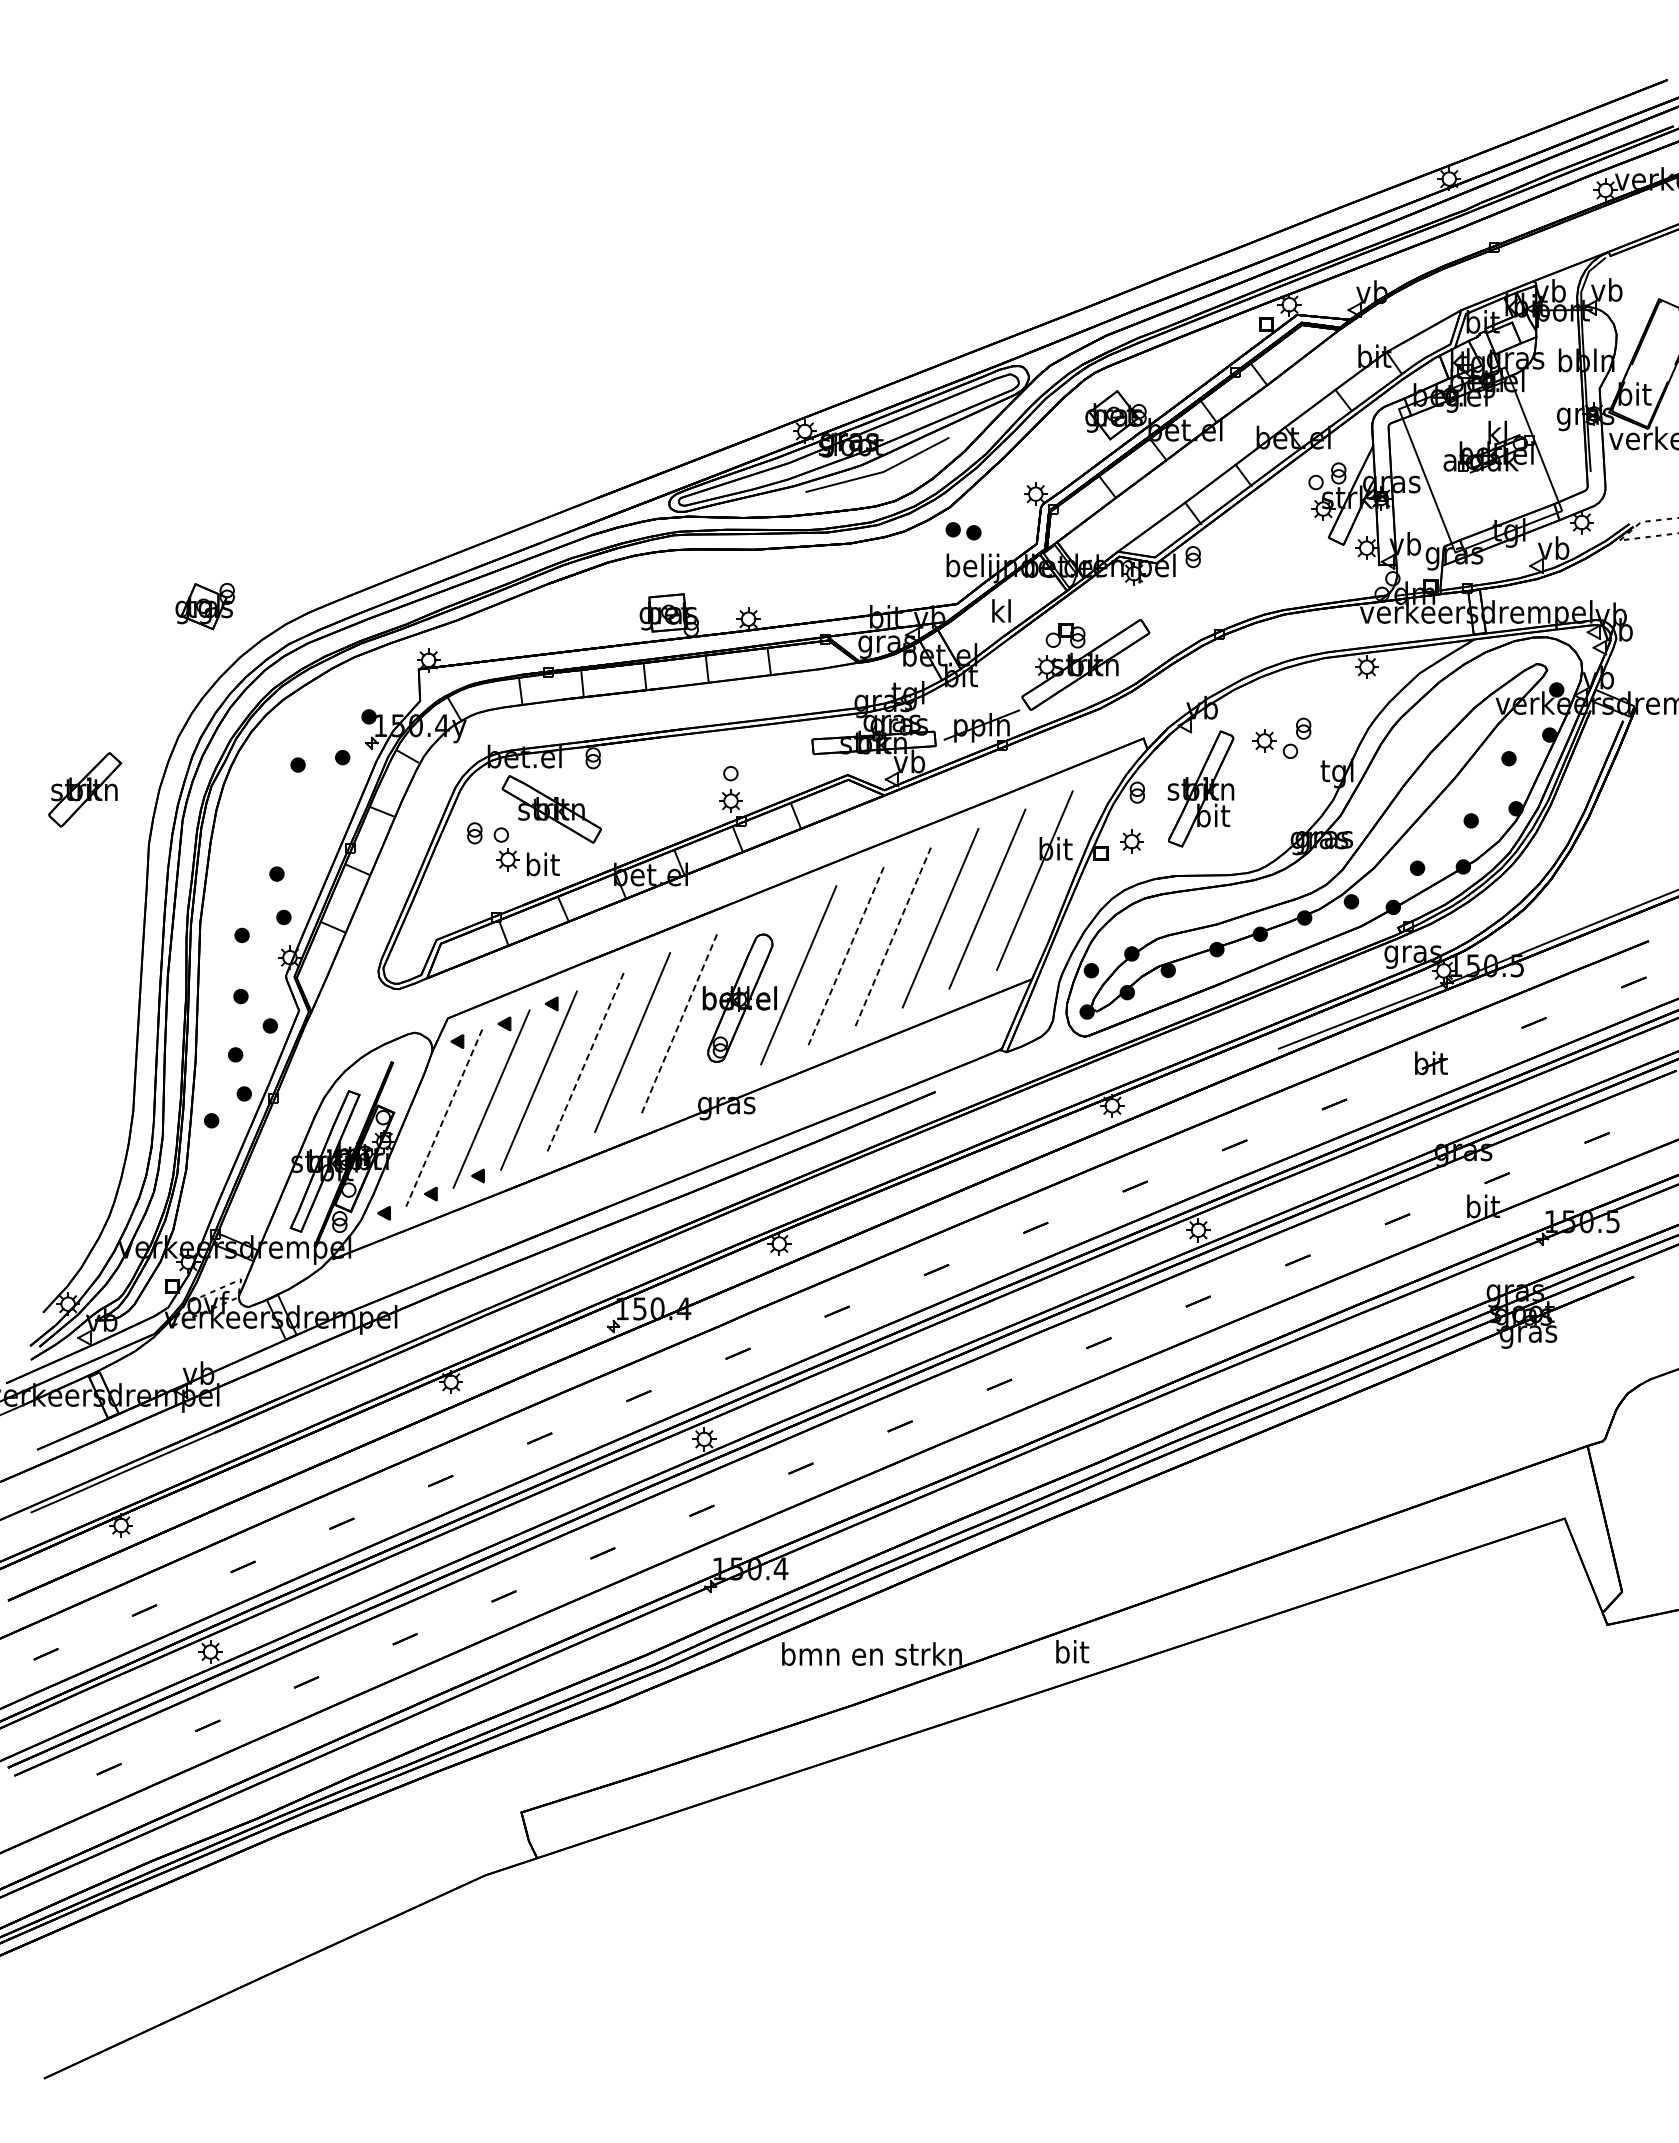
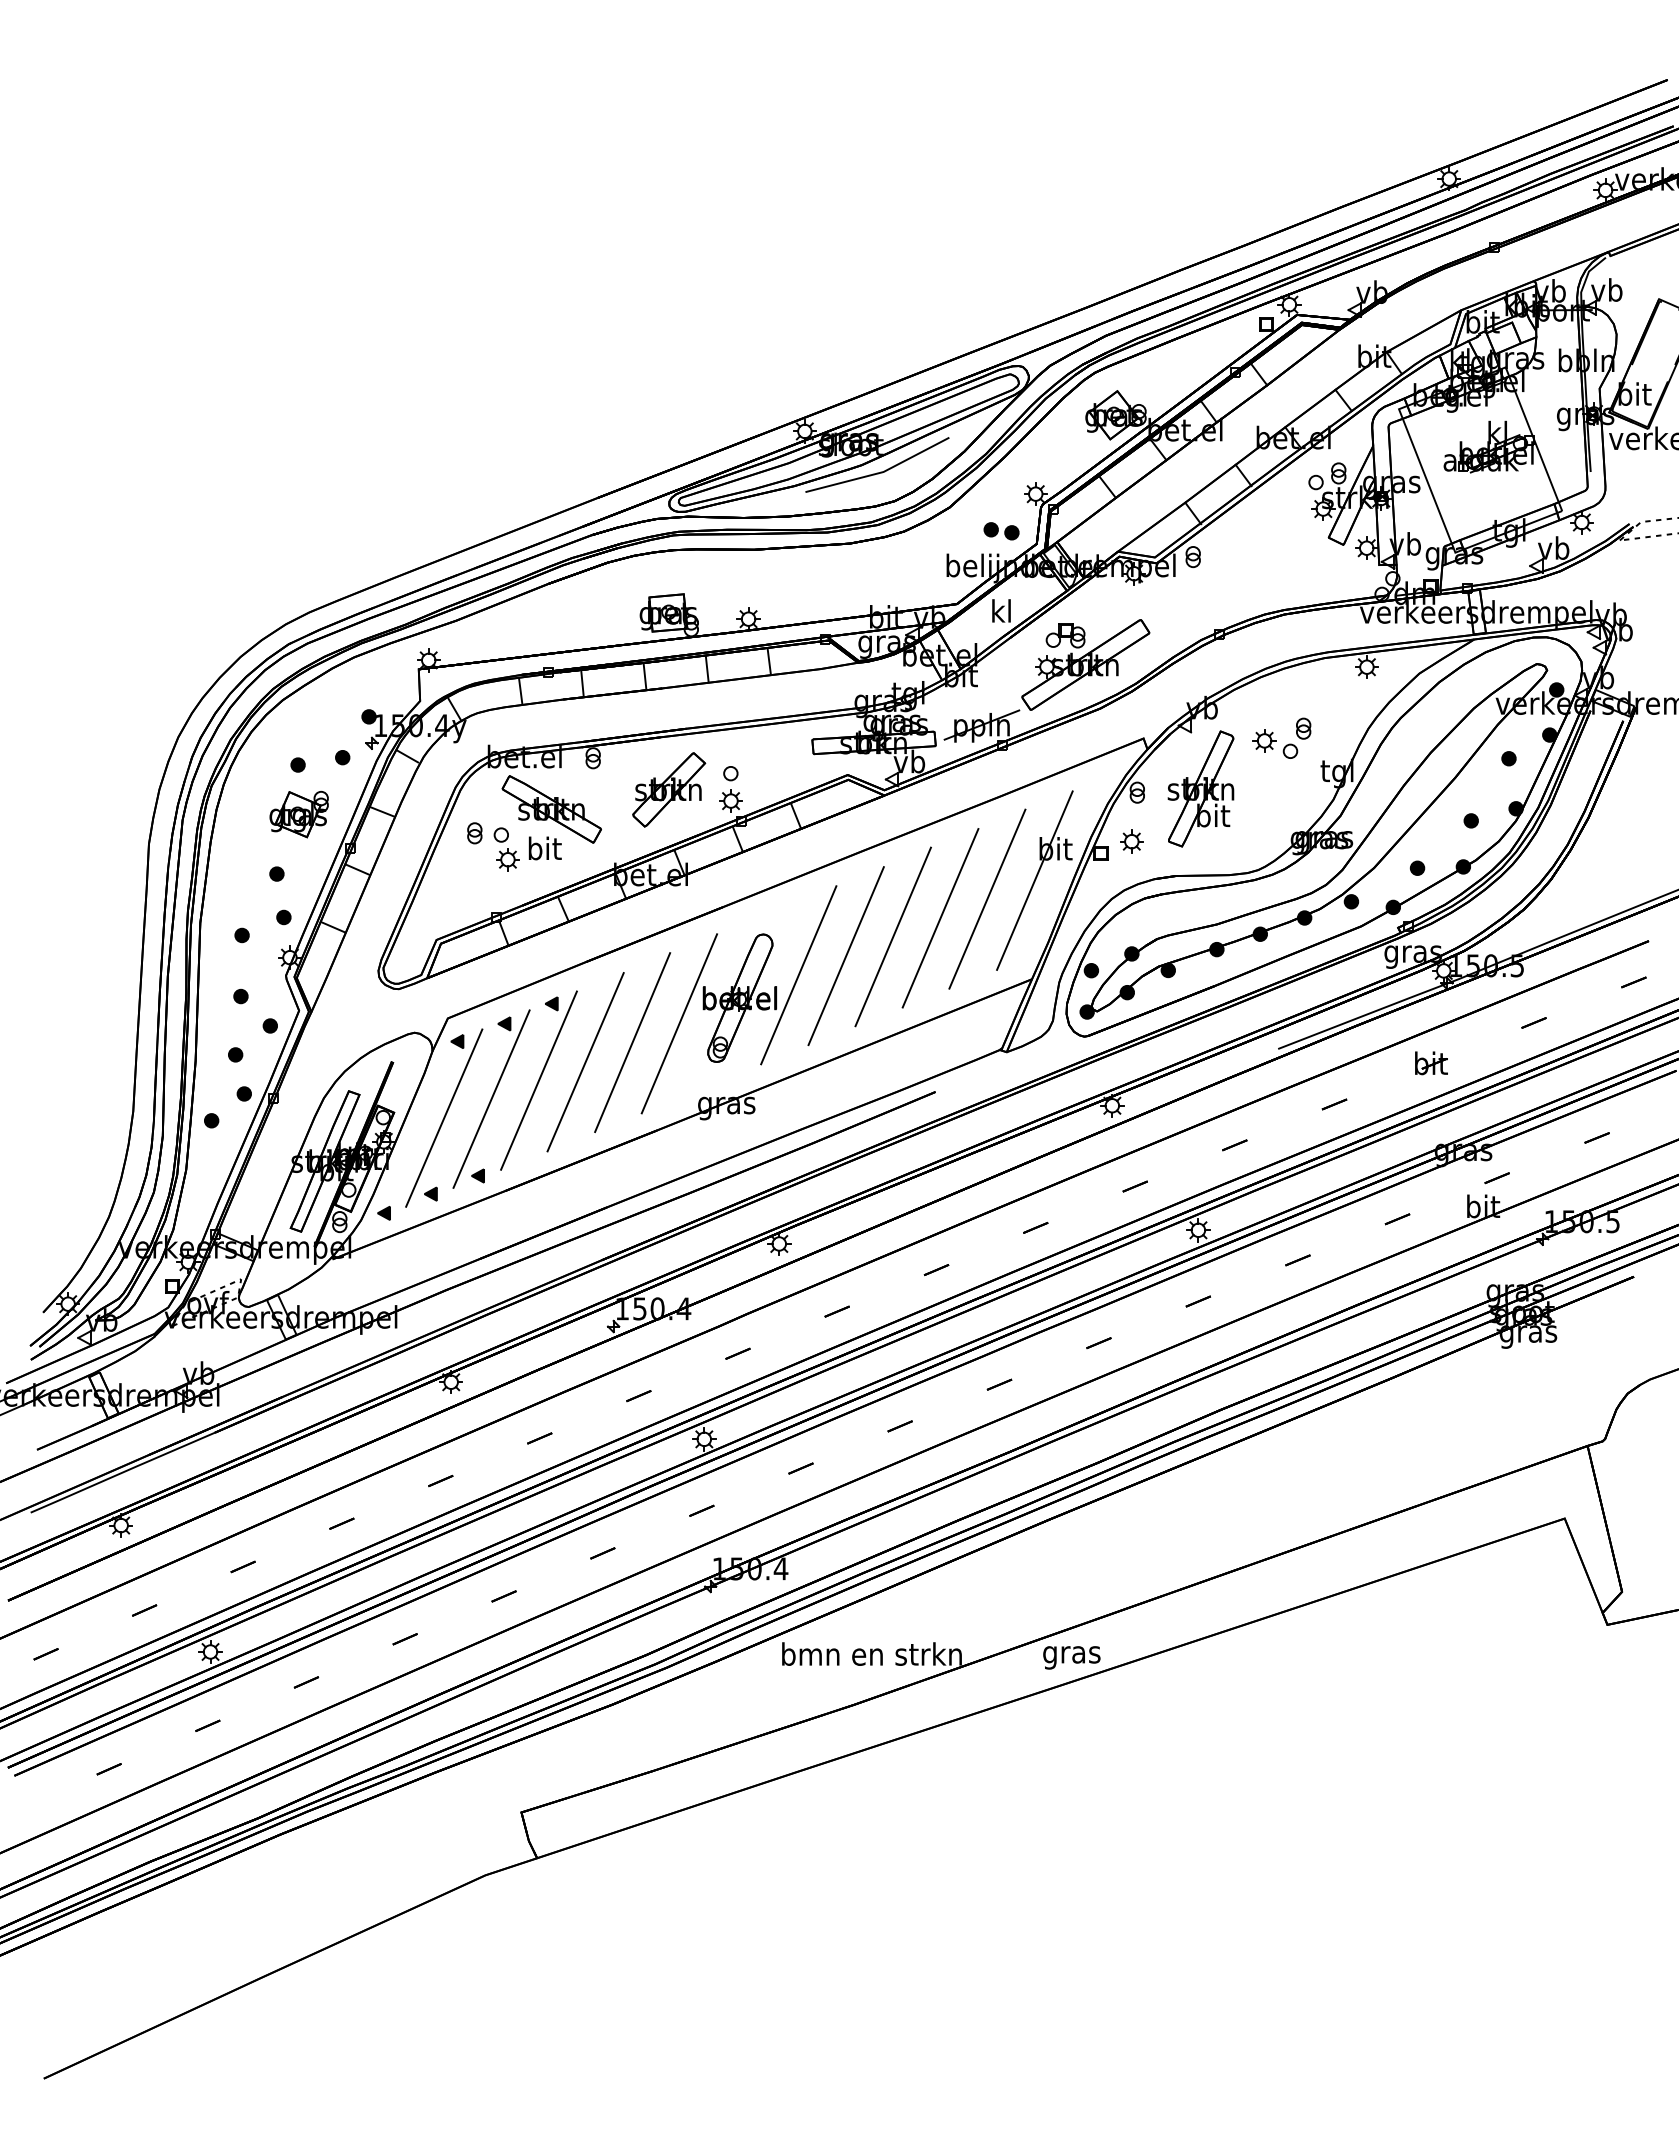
part position: (963, 531) -> (1001, 531) (1001, 531)
part position: (204, 606) -> (298, 814) (298, 814)
part position: (85, 789) -> (669, 789) (669, 789)
text position: (542, 864) -> (544, 848) (544, 848)
line: dashed -> solid (893, 936)
line: dashed -> solid (846, 956)
line: dashed -> solid (679, 1024)
line: dashed -> solid (585, 1062)
line: dashed -> solid (444, 1118)
text: bit -> gras (1071, 1654)
